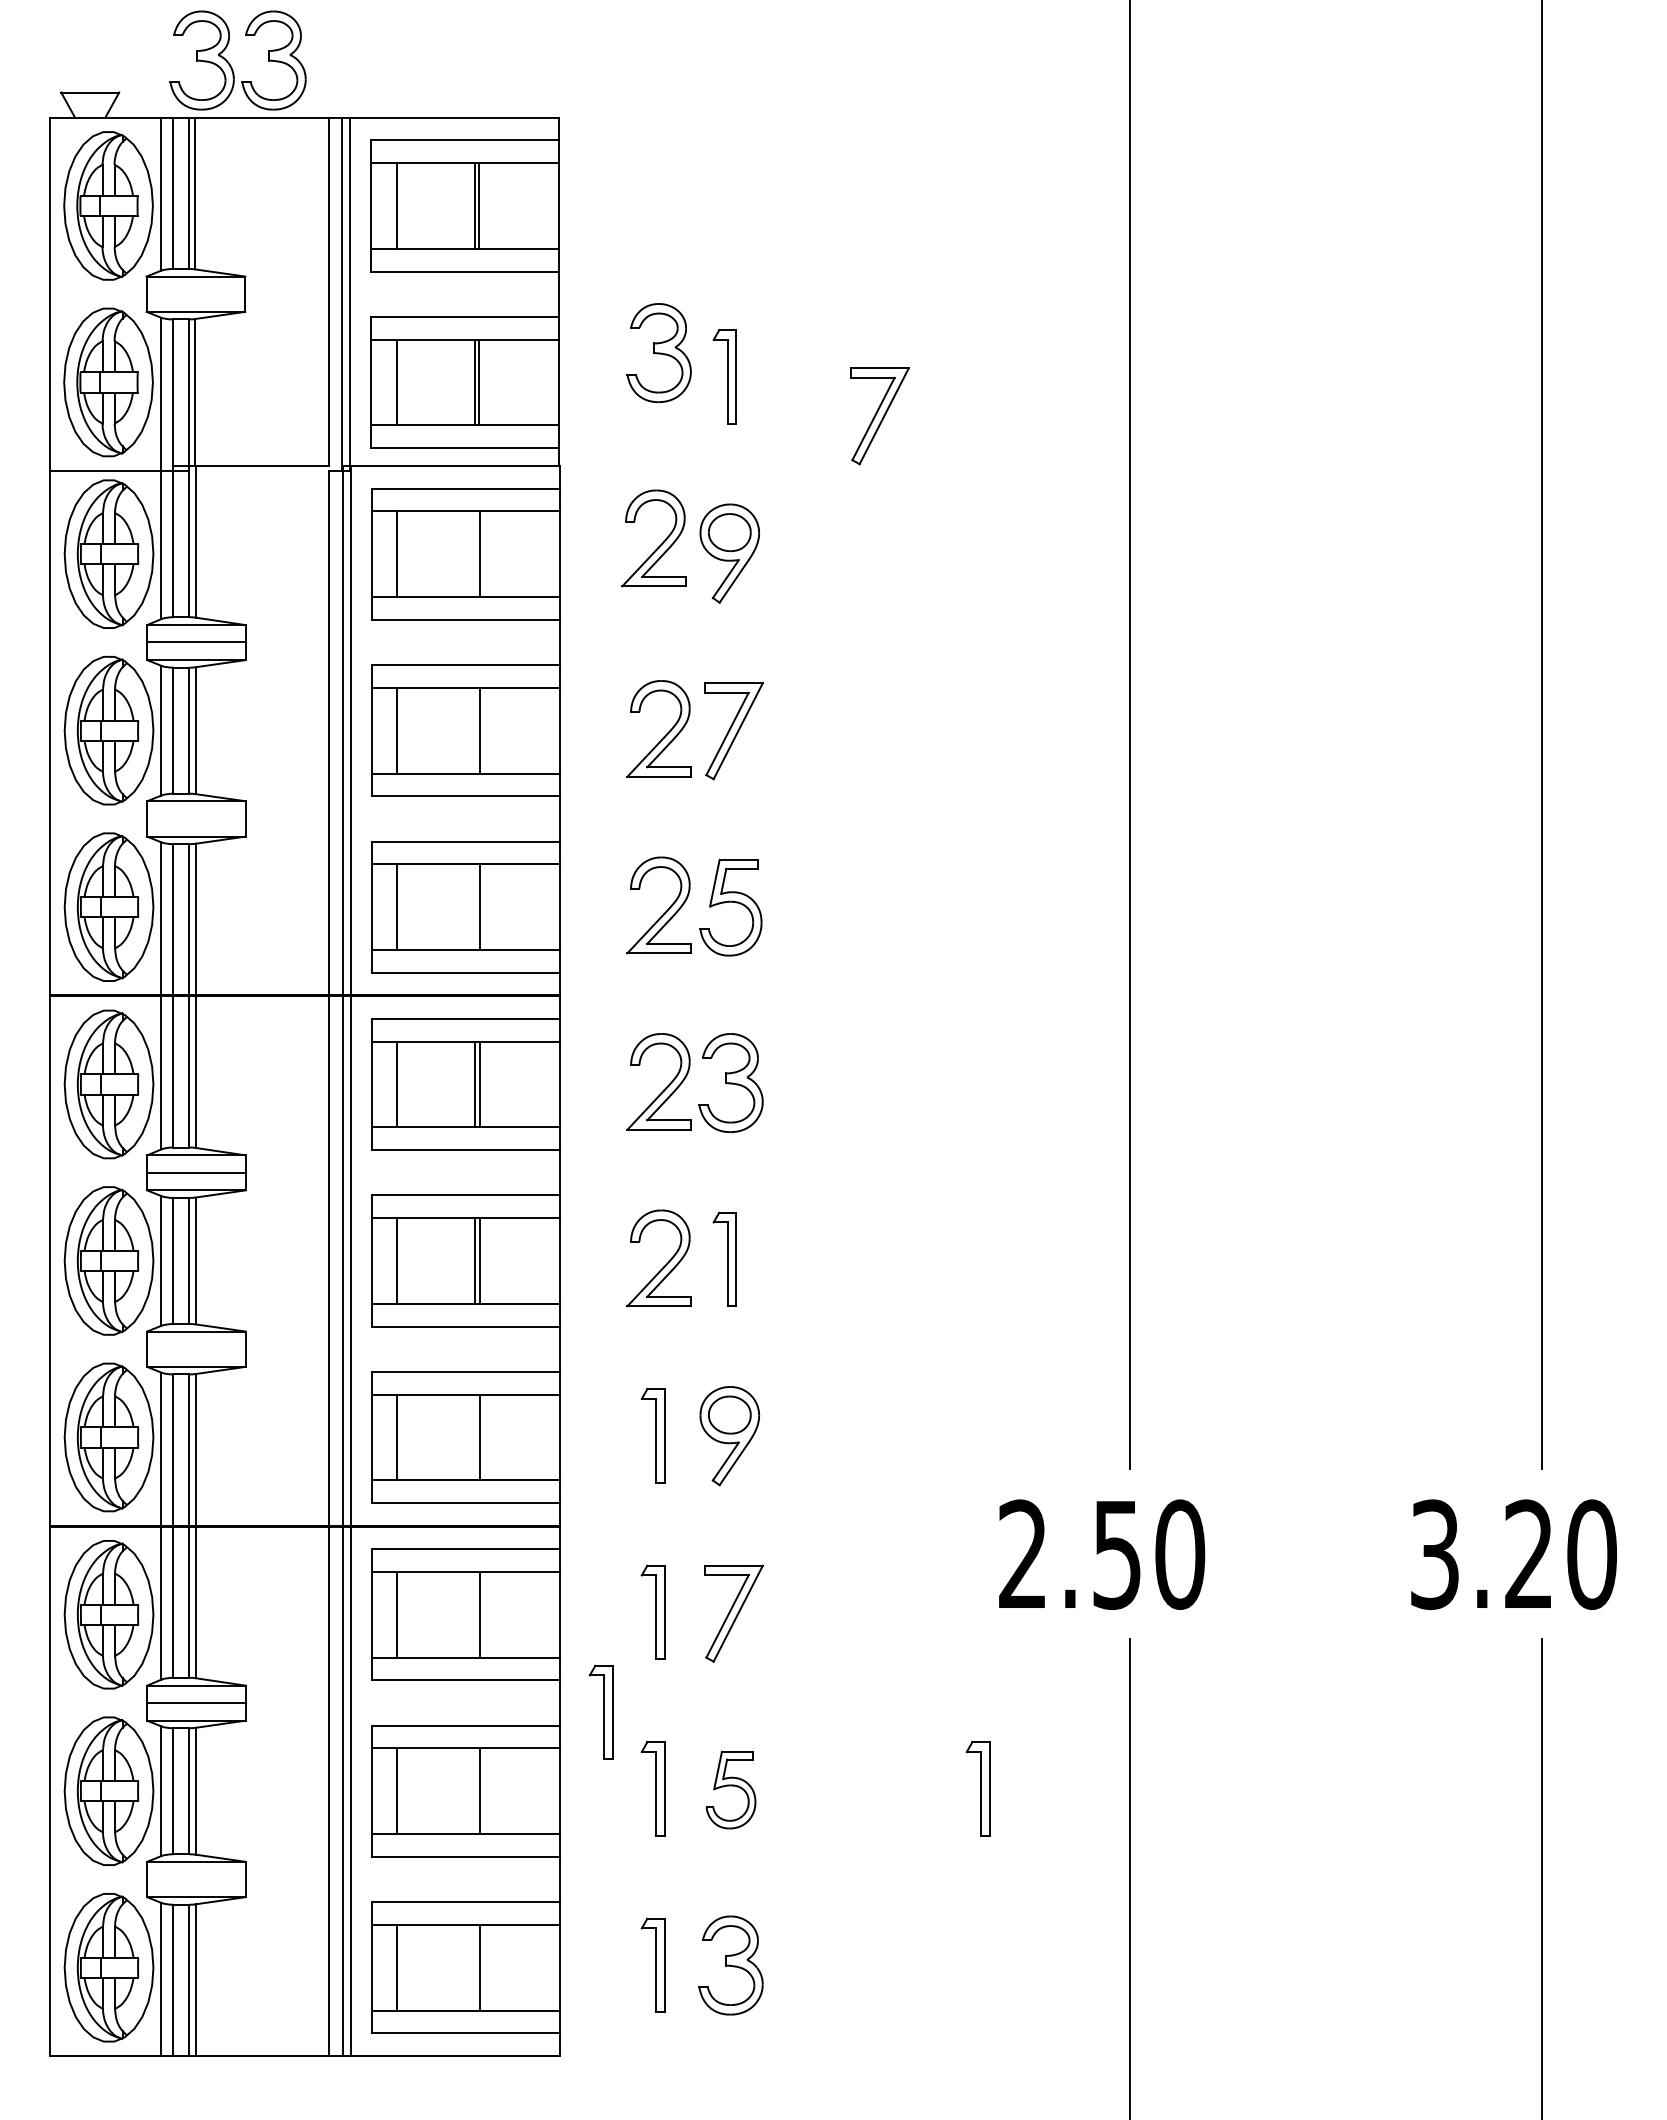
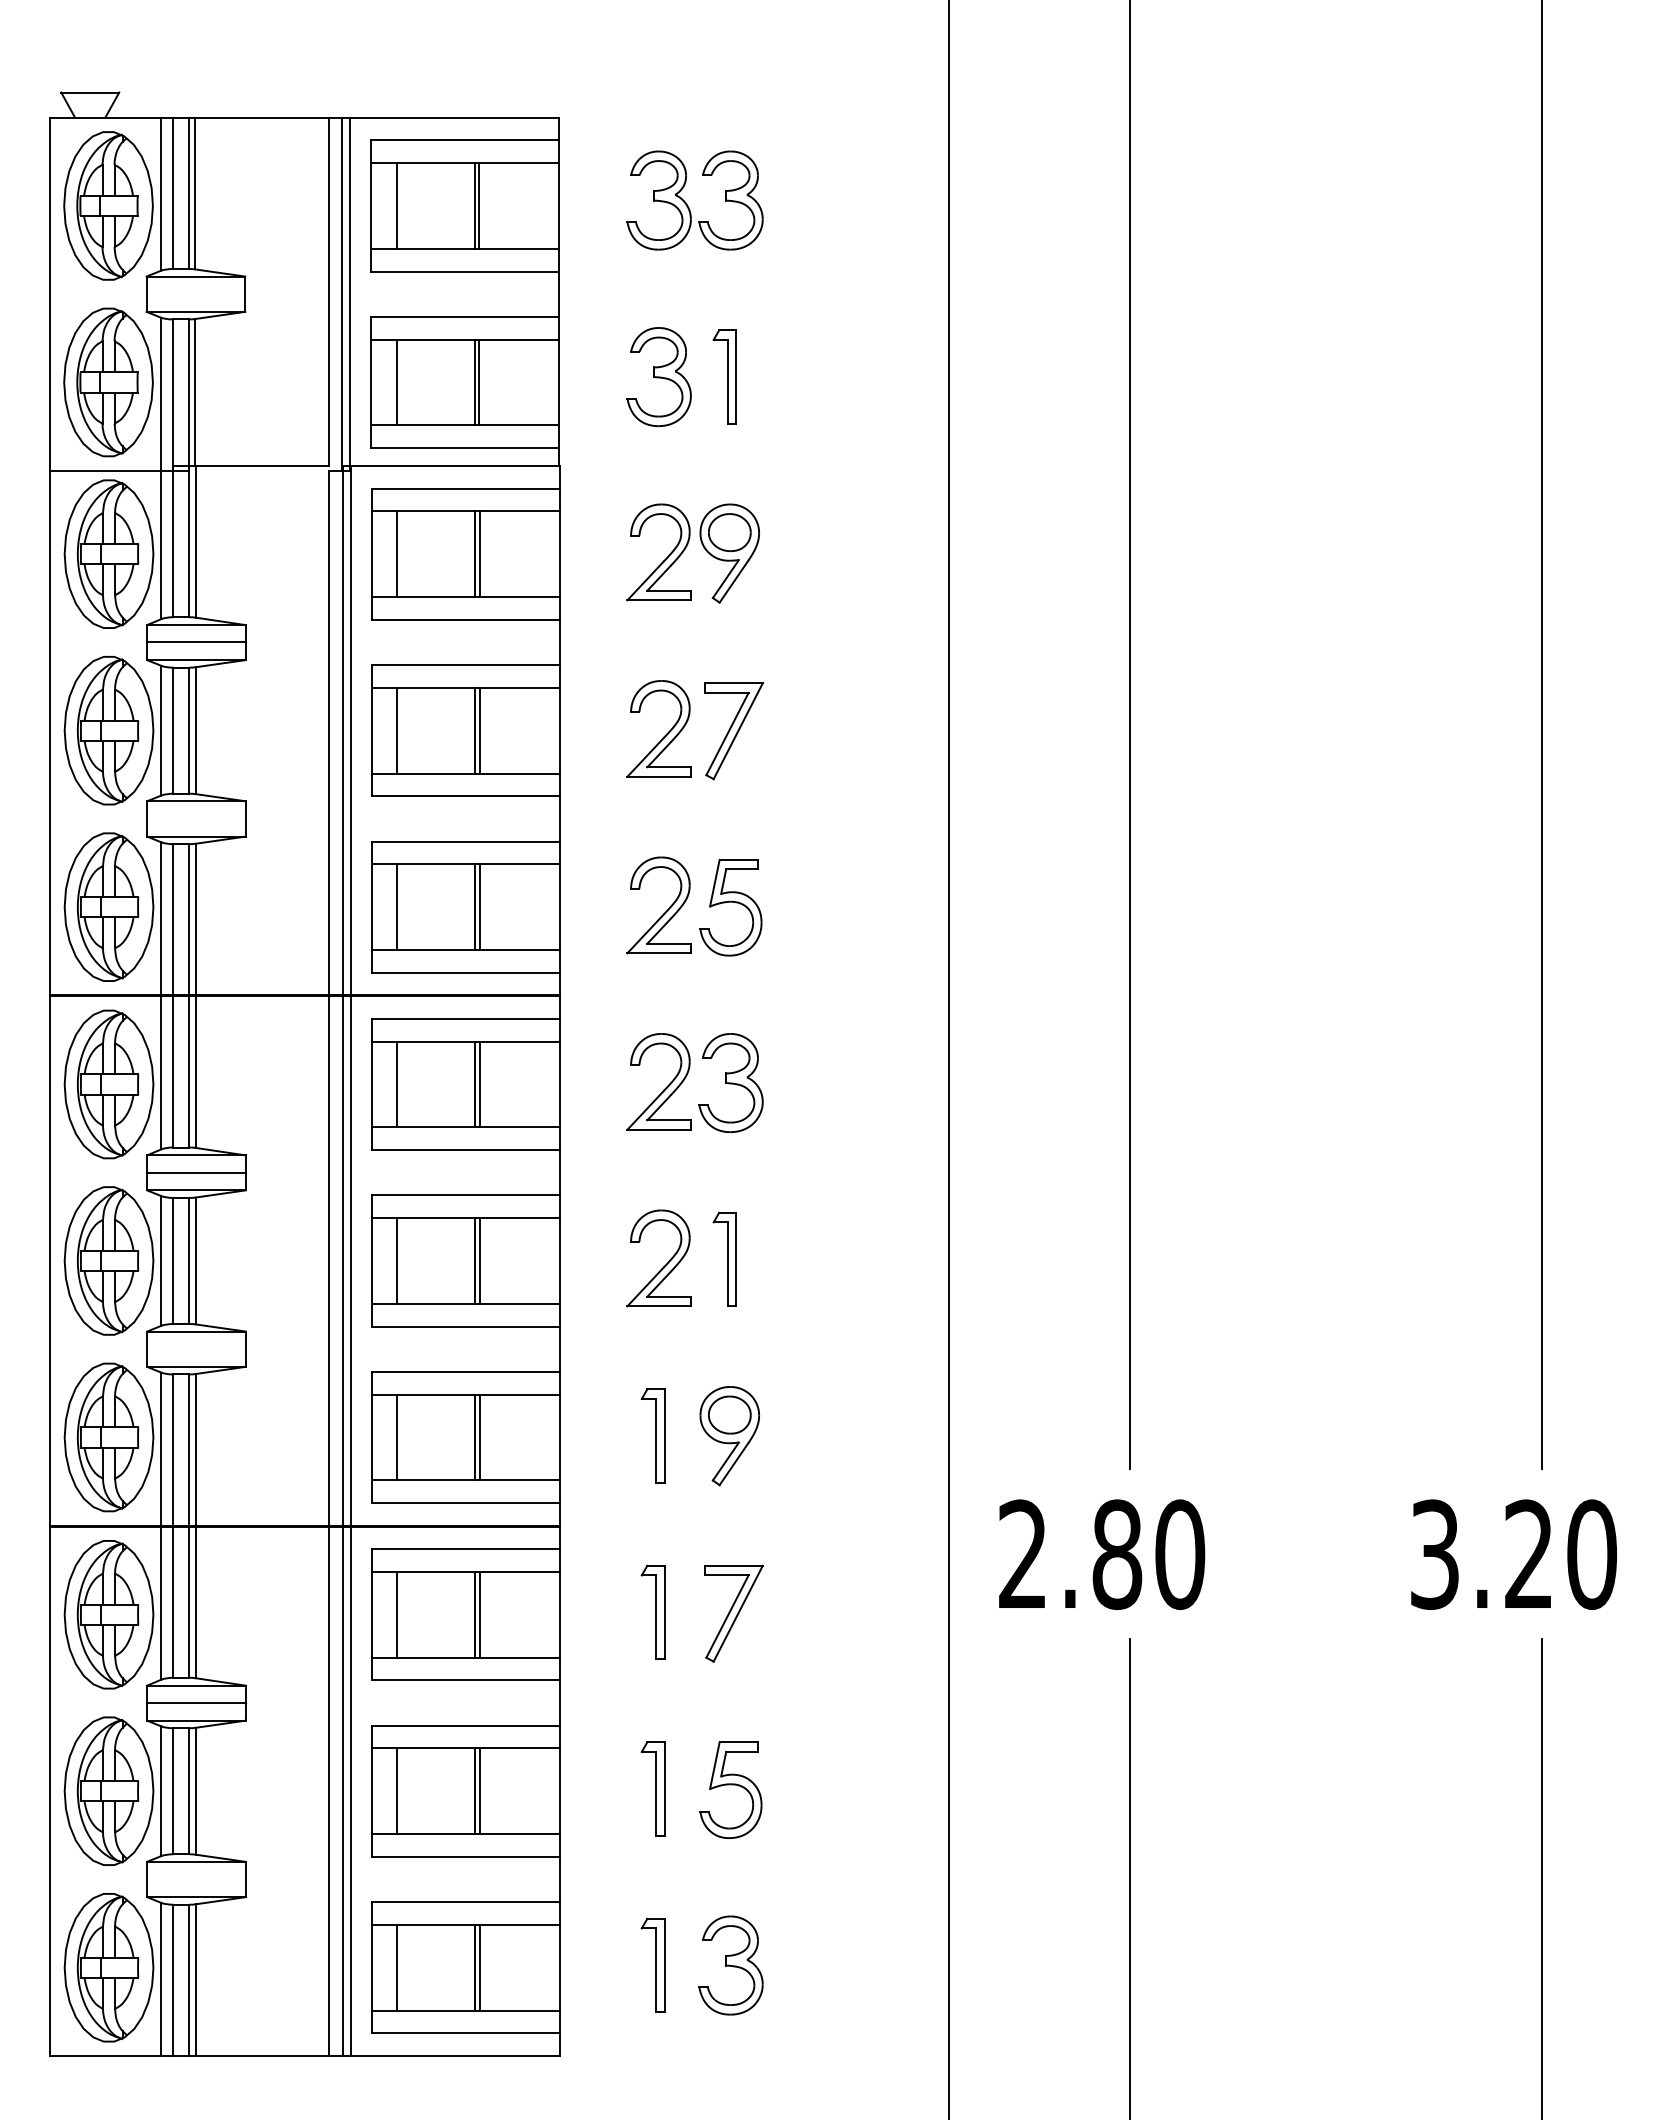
part position: (231, 65) -> (688, 205) (688, 205)
part position: (658, 352) -> (658, 376) (658, 376)
part: present -> none (879, 416)
part position: (660, 544) -> (665, 558) (665, 558)
line: none -> present (475, 554)
line: none -> present (475, 730)
line: none -> present (475, 907)
line: none -> present (949, 1059)
line: none -> present (475, 1437)
text: 2.50 -> 2.80 (1117, 1554)
line: none -> present (475, 1614)
part: present -> none (600, 1711)
part: present -> none (977, 1788)
part size: 52x80 px -> 64x98 px (730, 1789)
line: none -> present (475, 1791)
line: none -> present (475, 1967)
